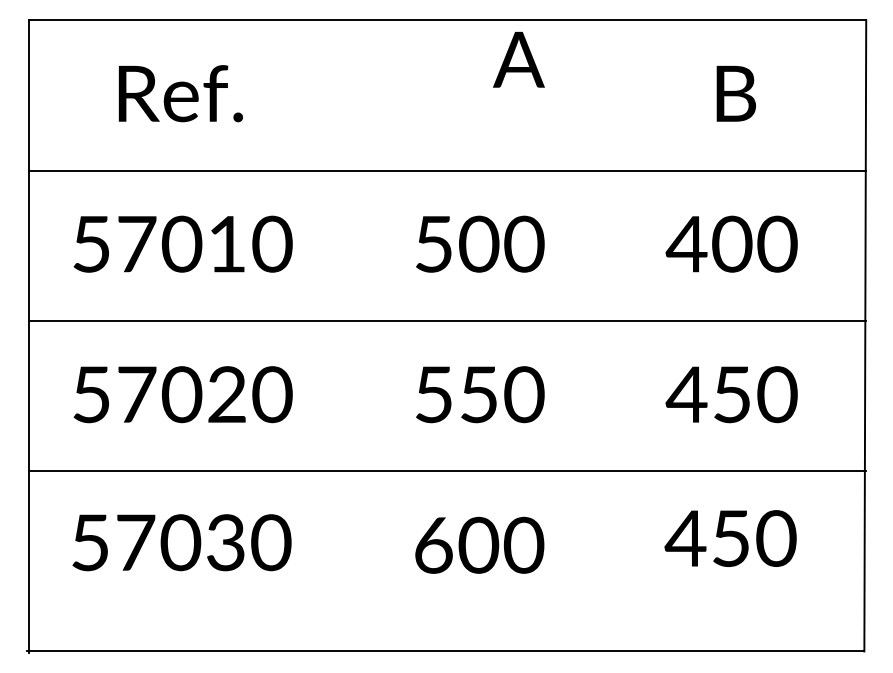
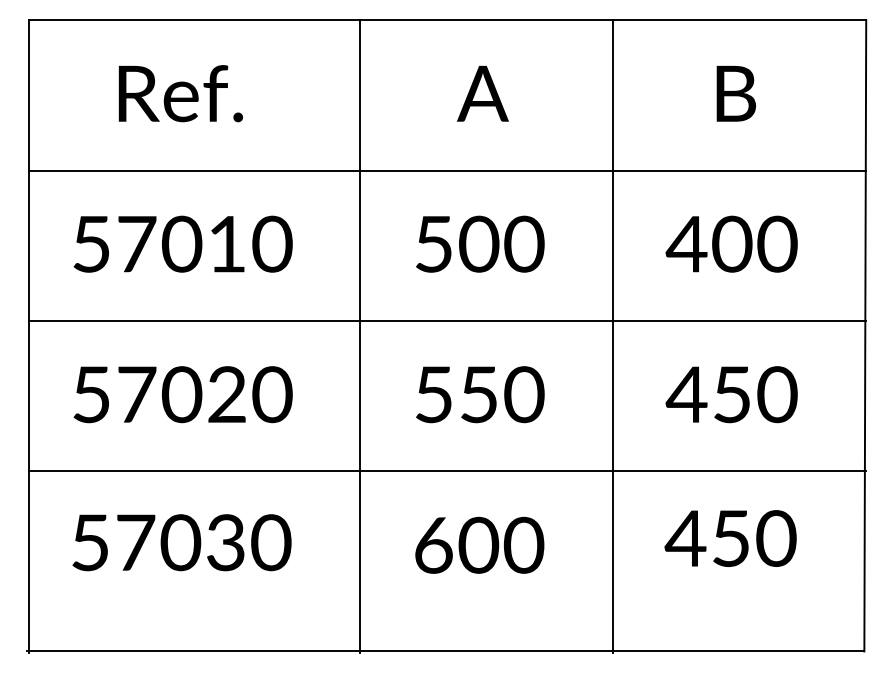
text position: (518, 59) -> (482, 93) (482, 93)
line: none -> present (360, 336)
line: none -> present (613, 336)
